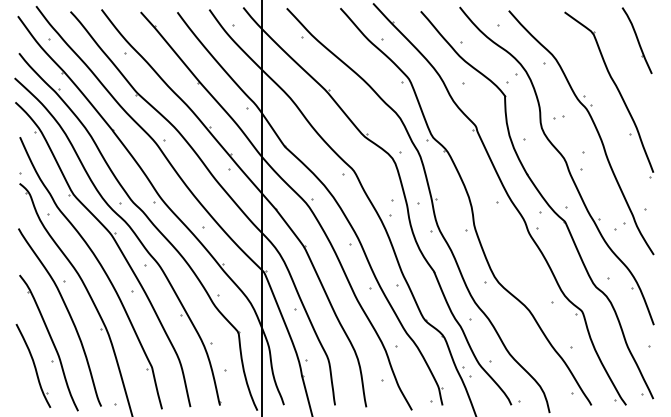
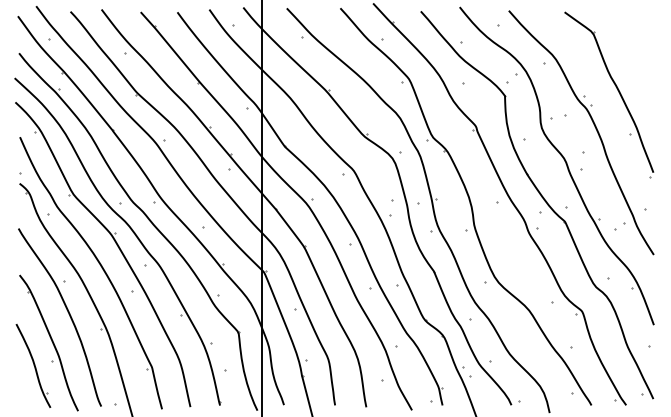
part: present -> none (636, 40)
part size: 12x5 px -> 17x6 px (558, 116)
